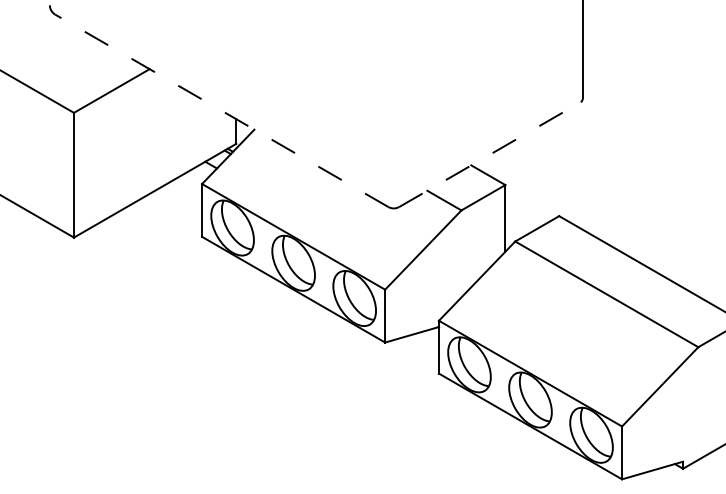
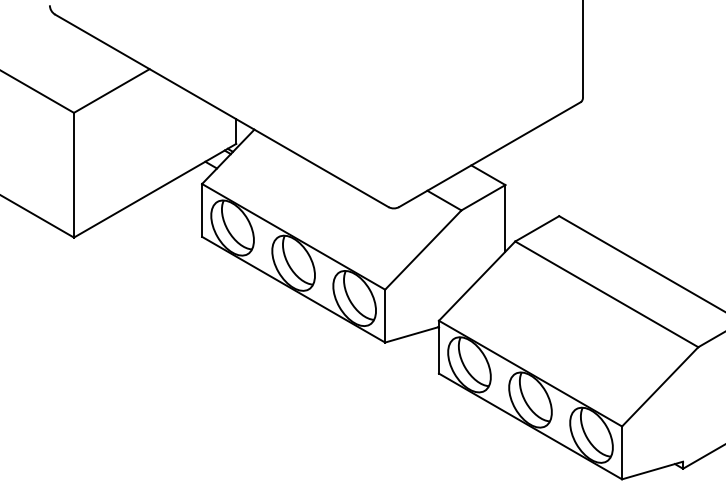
line: dashed -> solid (221, 110)
line: dashed -> solid (490, 154)
